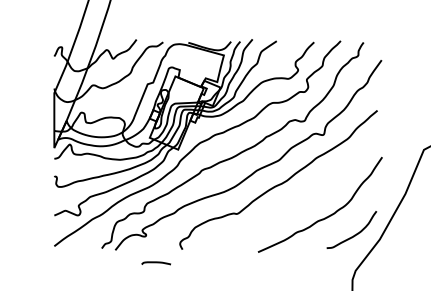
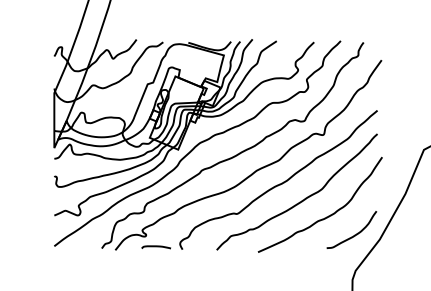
curve: none -> present (302, 199)
line position: (155, 263) -> (155, 247) (155, 247)
